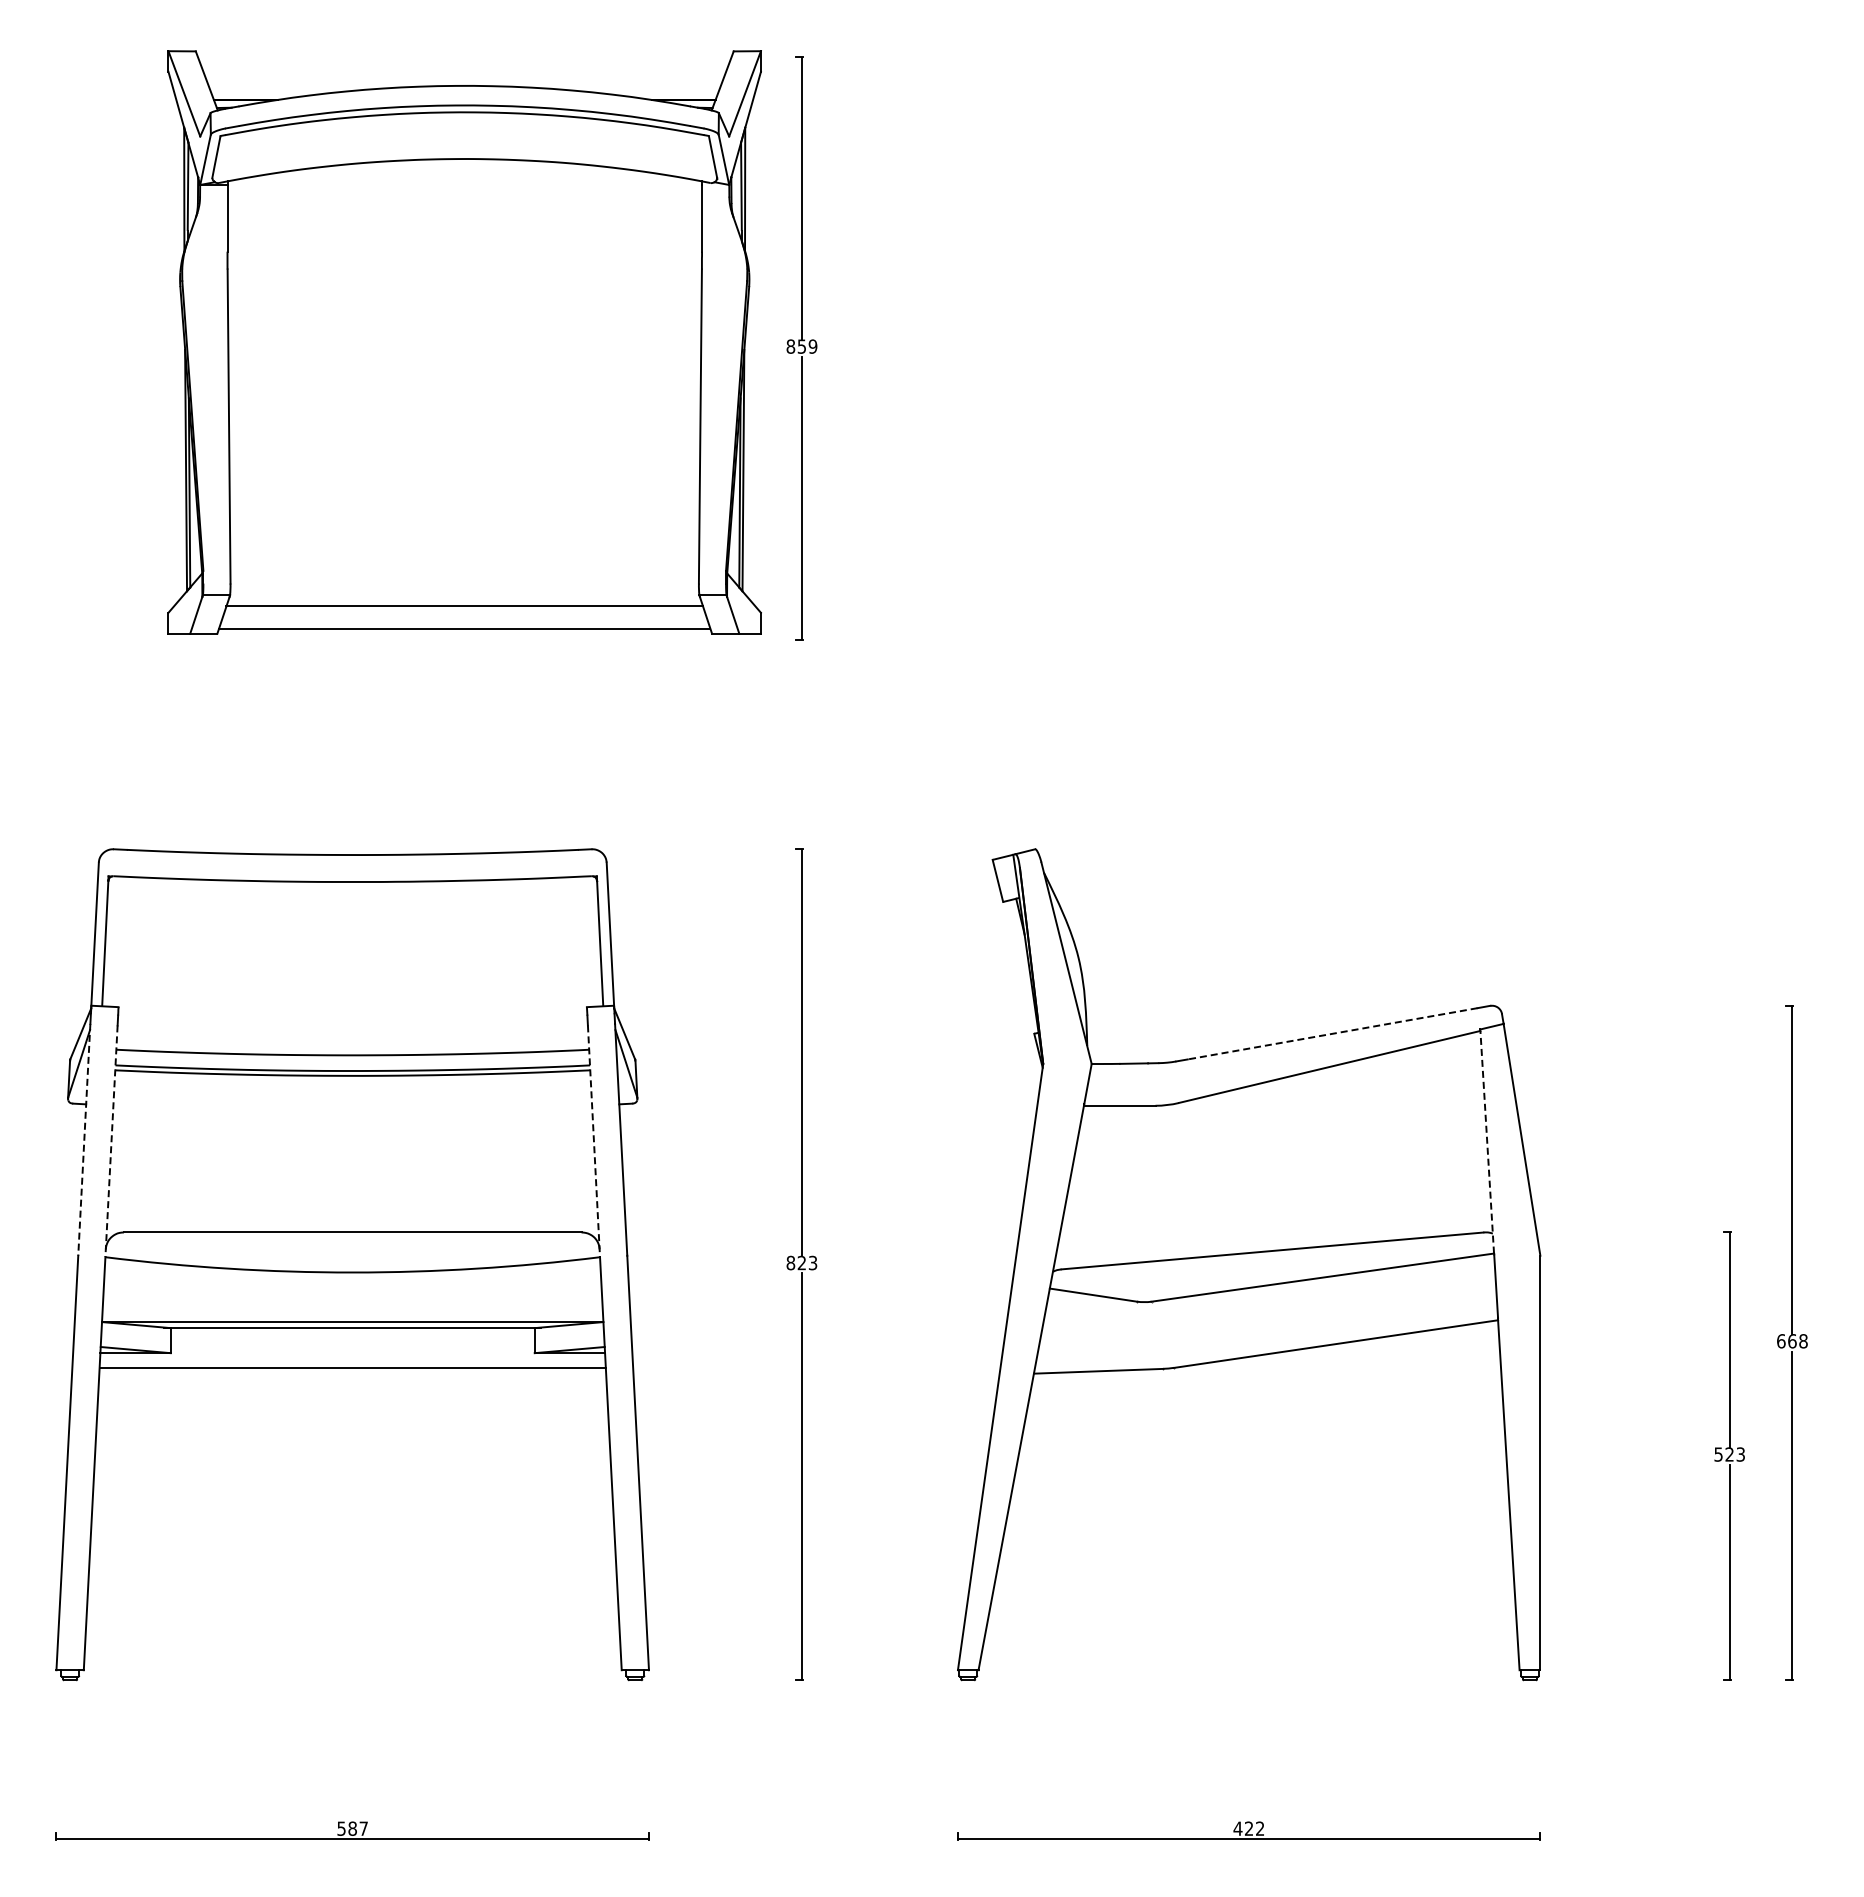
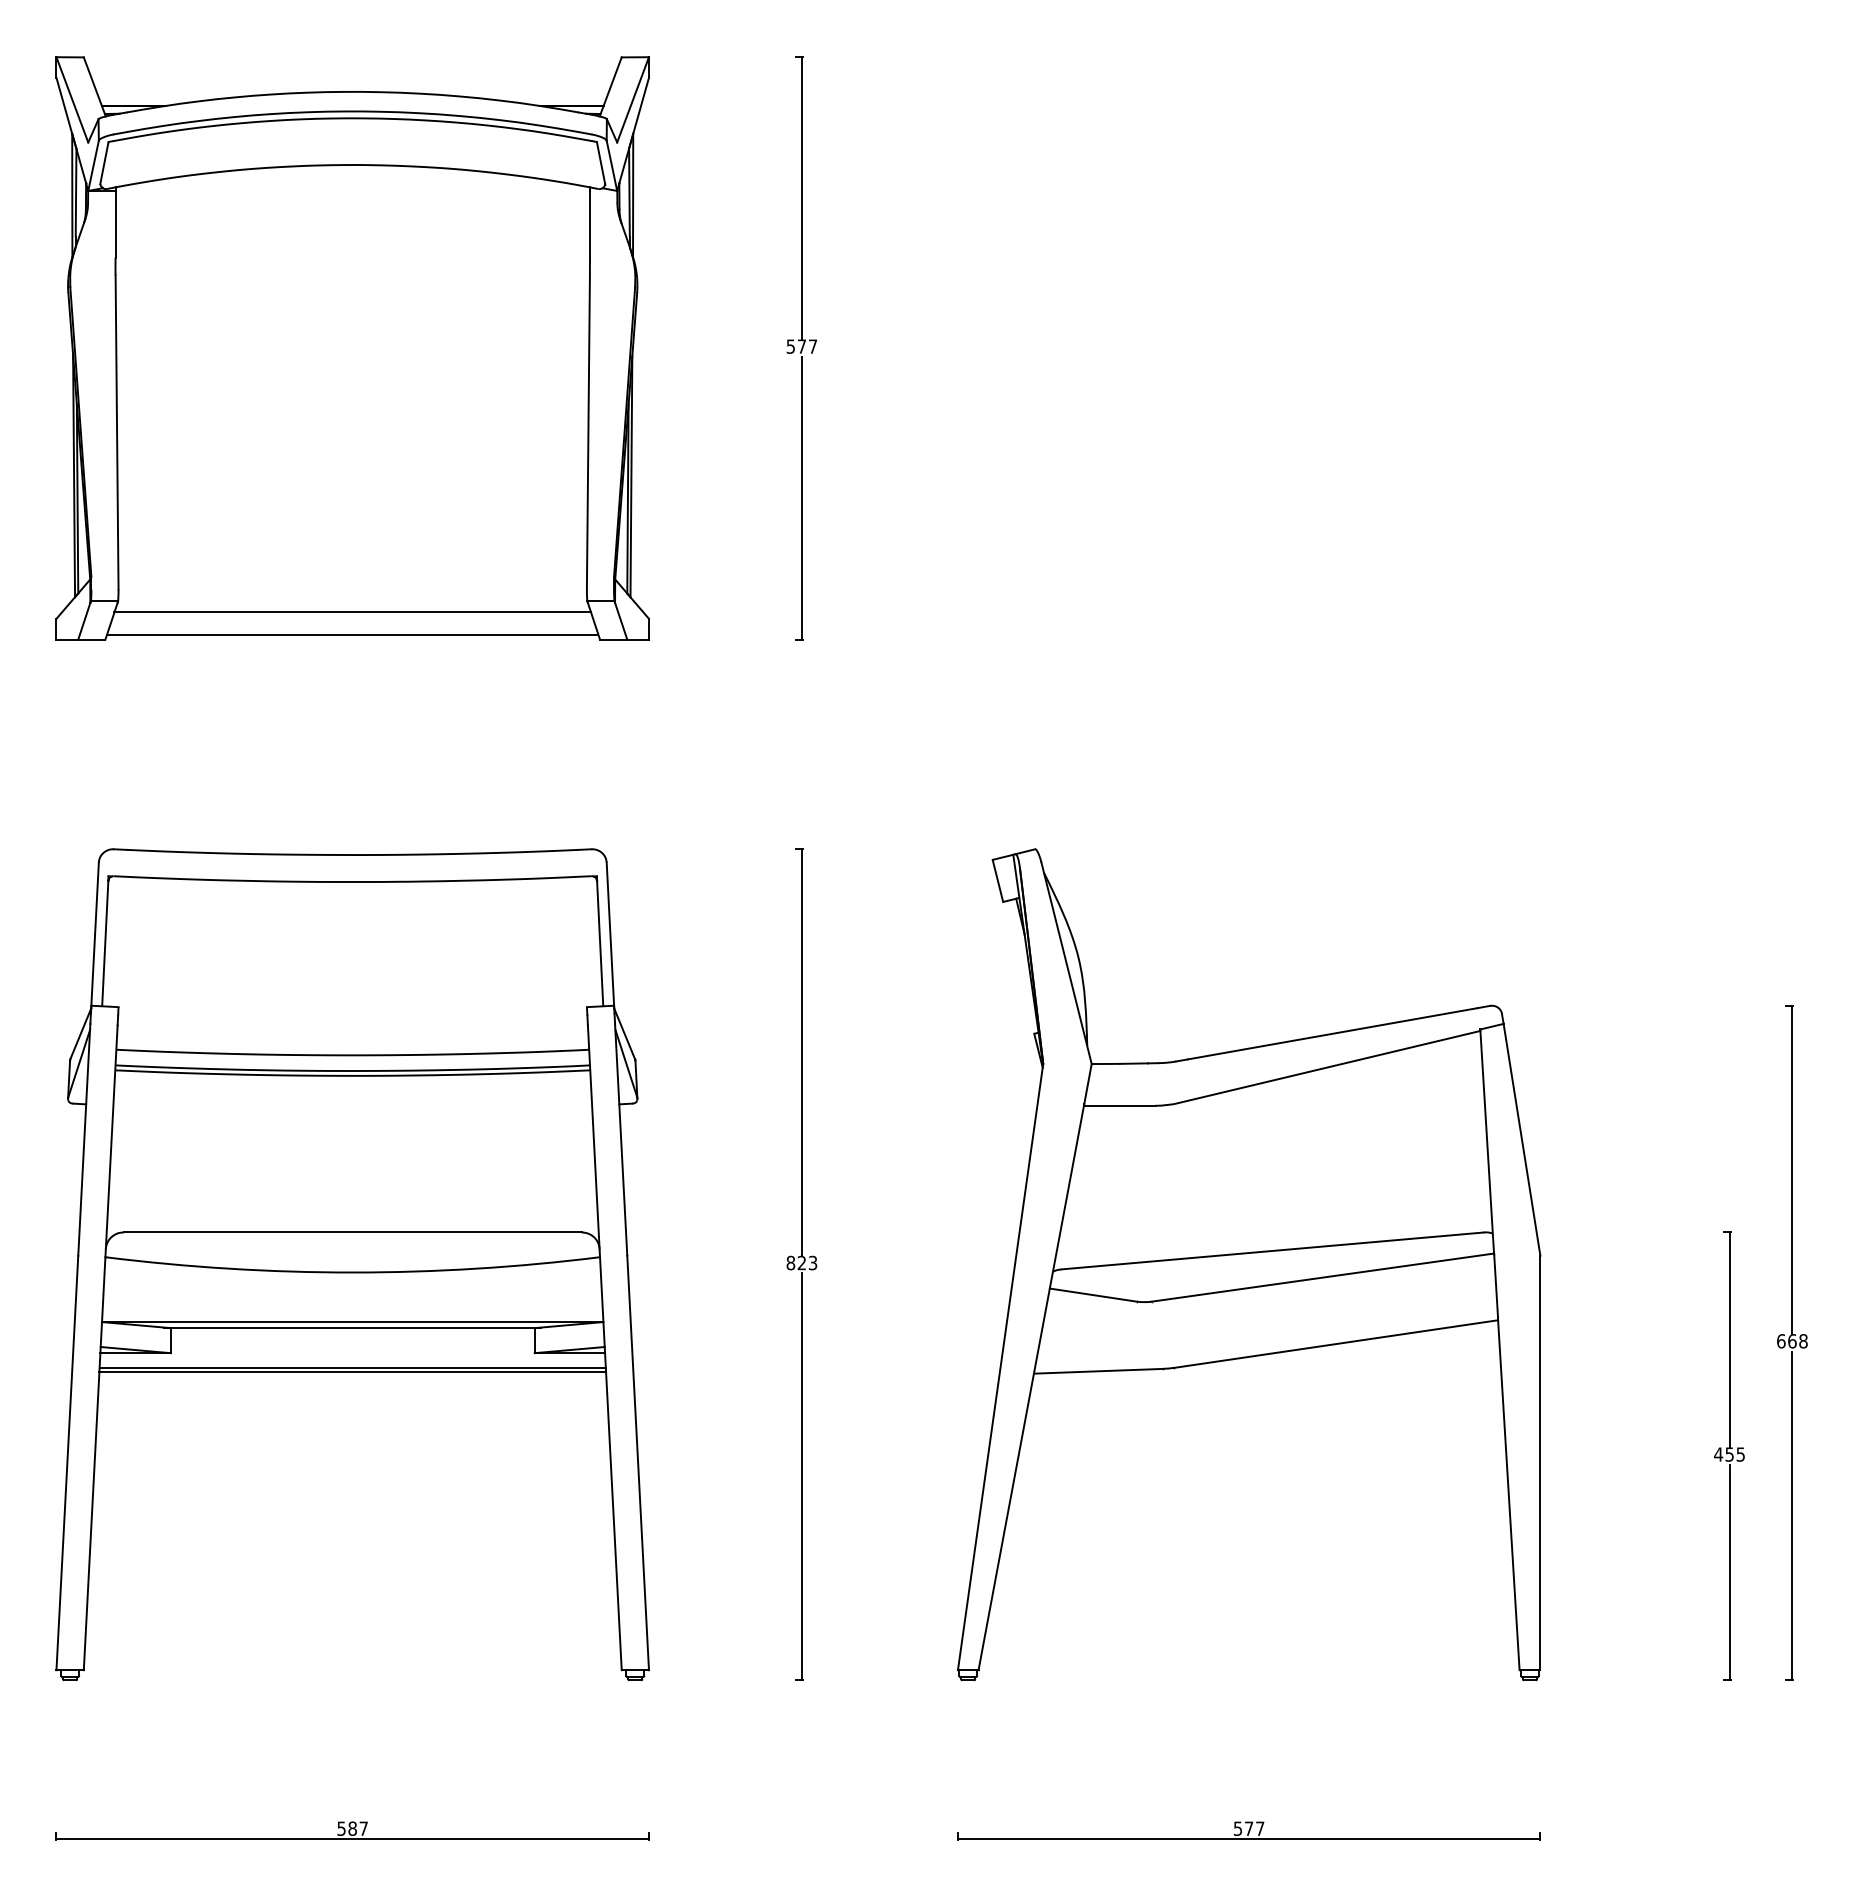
part position: (464, 342) -> (352, 348) (352, 348)
text: 859 -> 577 (801, 346)
line: dashed -> solid (1332, 1033)
line: dashed -> solid (84, 1140)
line: dashed -> solid (111, 1141)
line: dashed -> solid (594, 1141)
line: dashed -> solid (1487, 1141)
line: none -> present (352, 1371)
text: 523 -> 455 (1729, 1454)
text: 422 -> 577 (1248, 1828)
